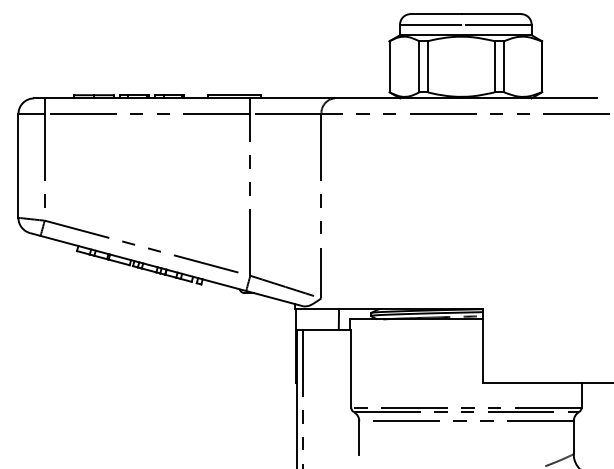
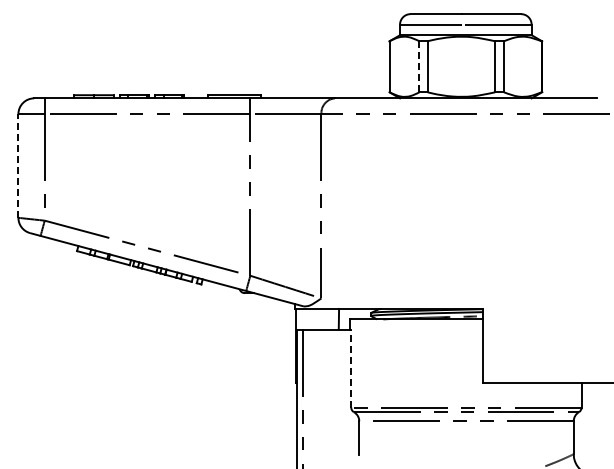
line: solid -> dashed (419, 66)
line: solid -> dashed (18, 166)
line: solid -> dashed (351, 368)
